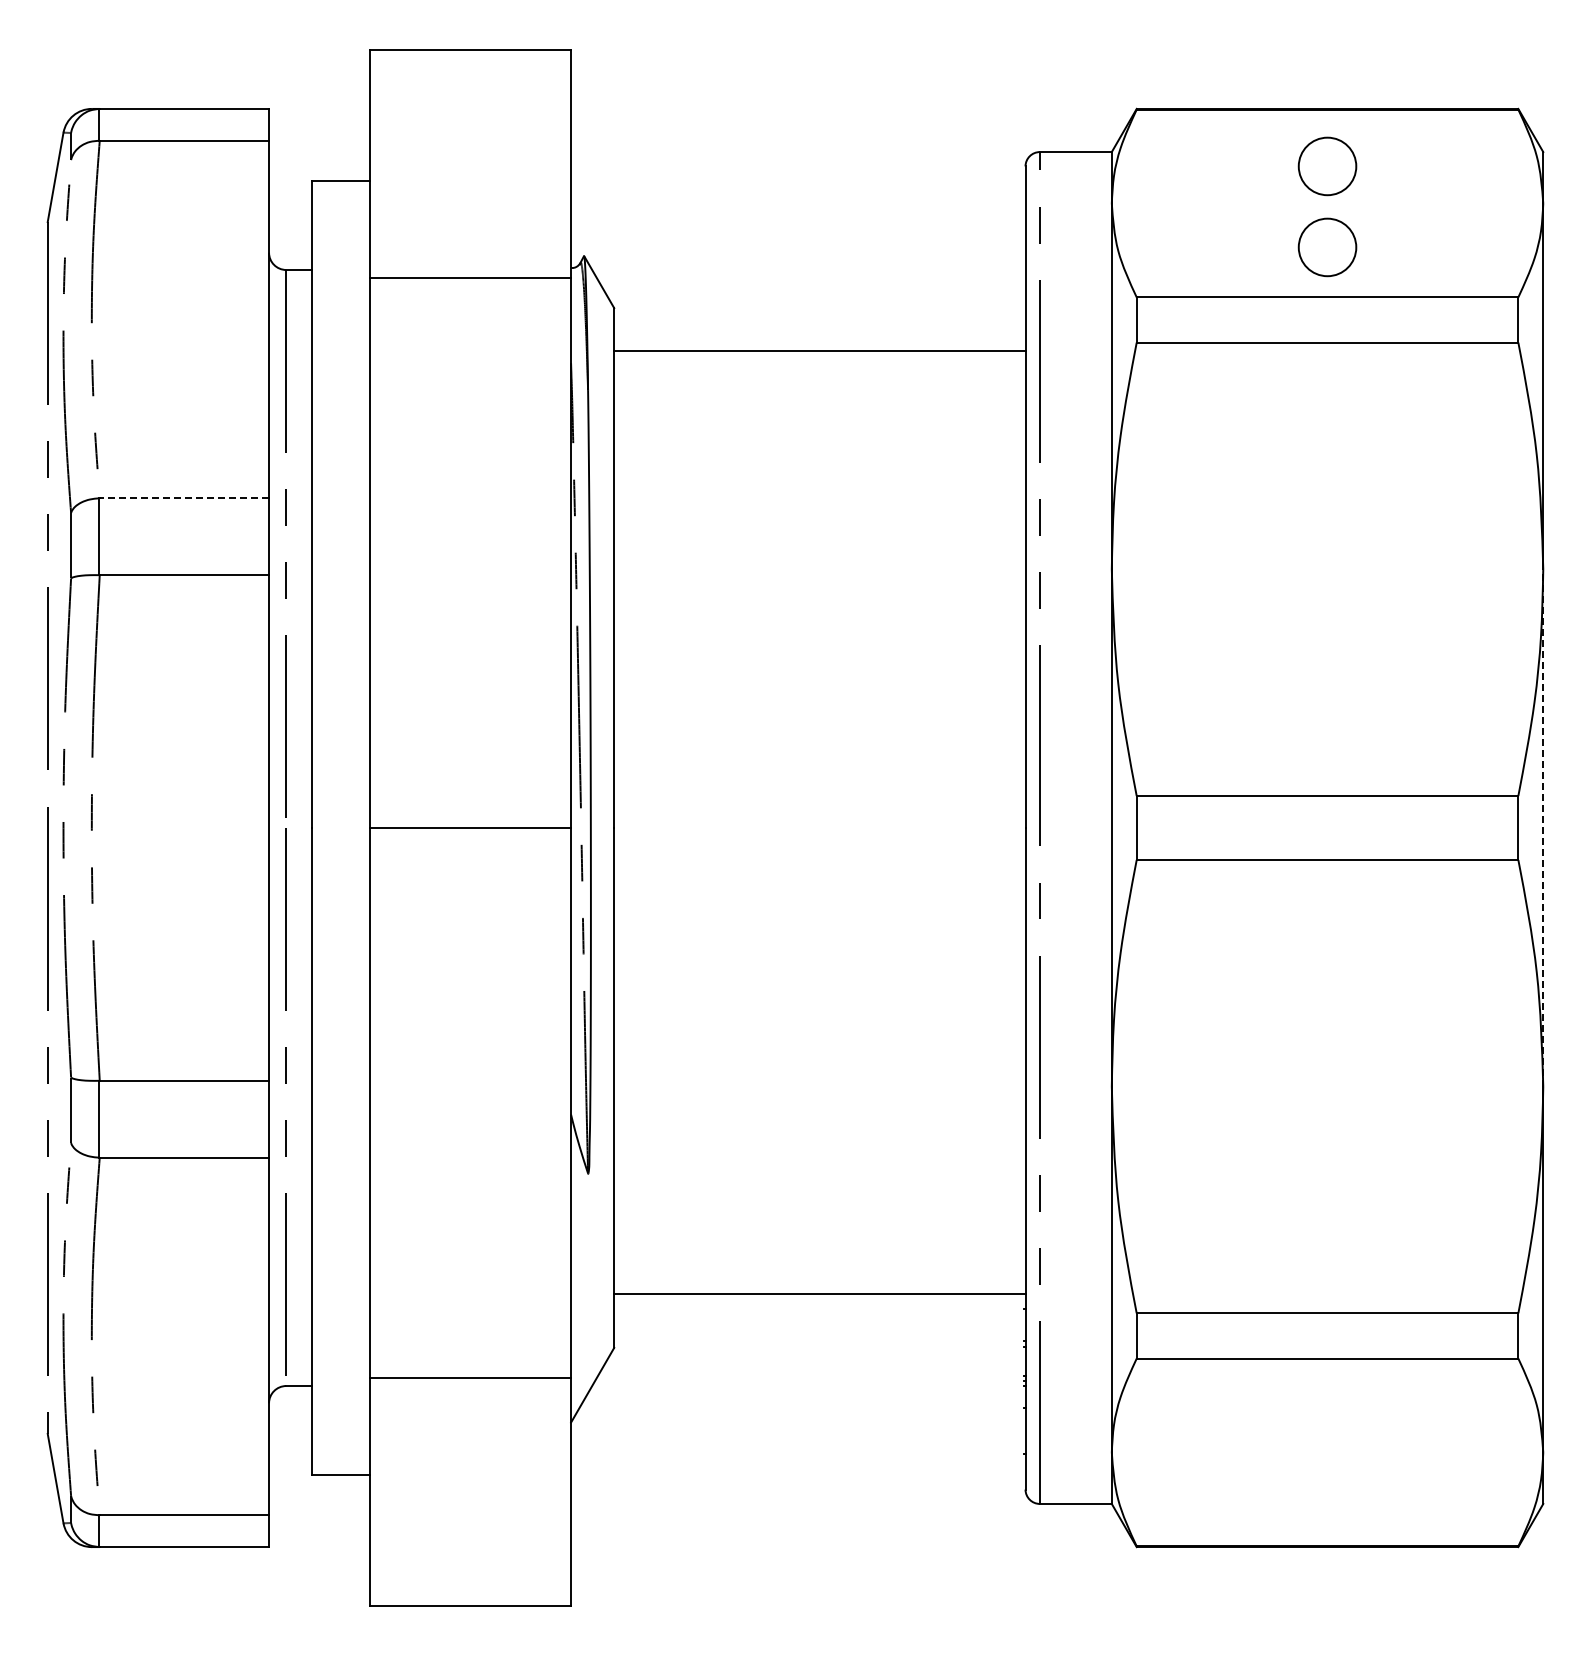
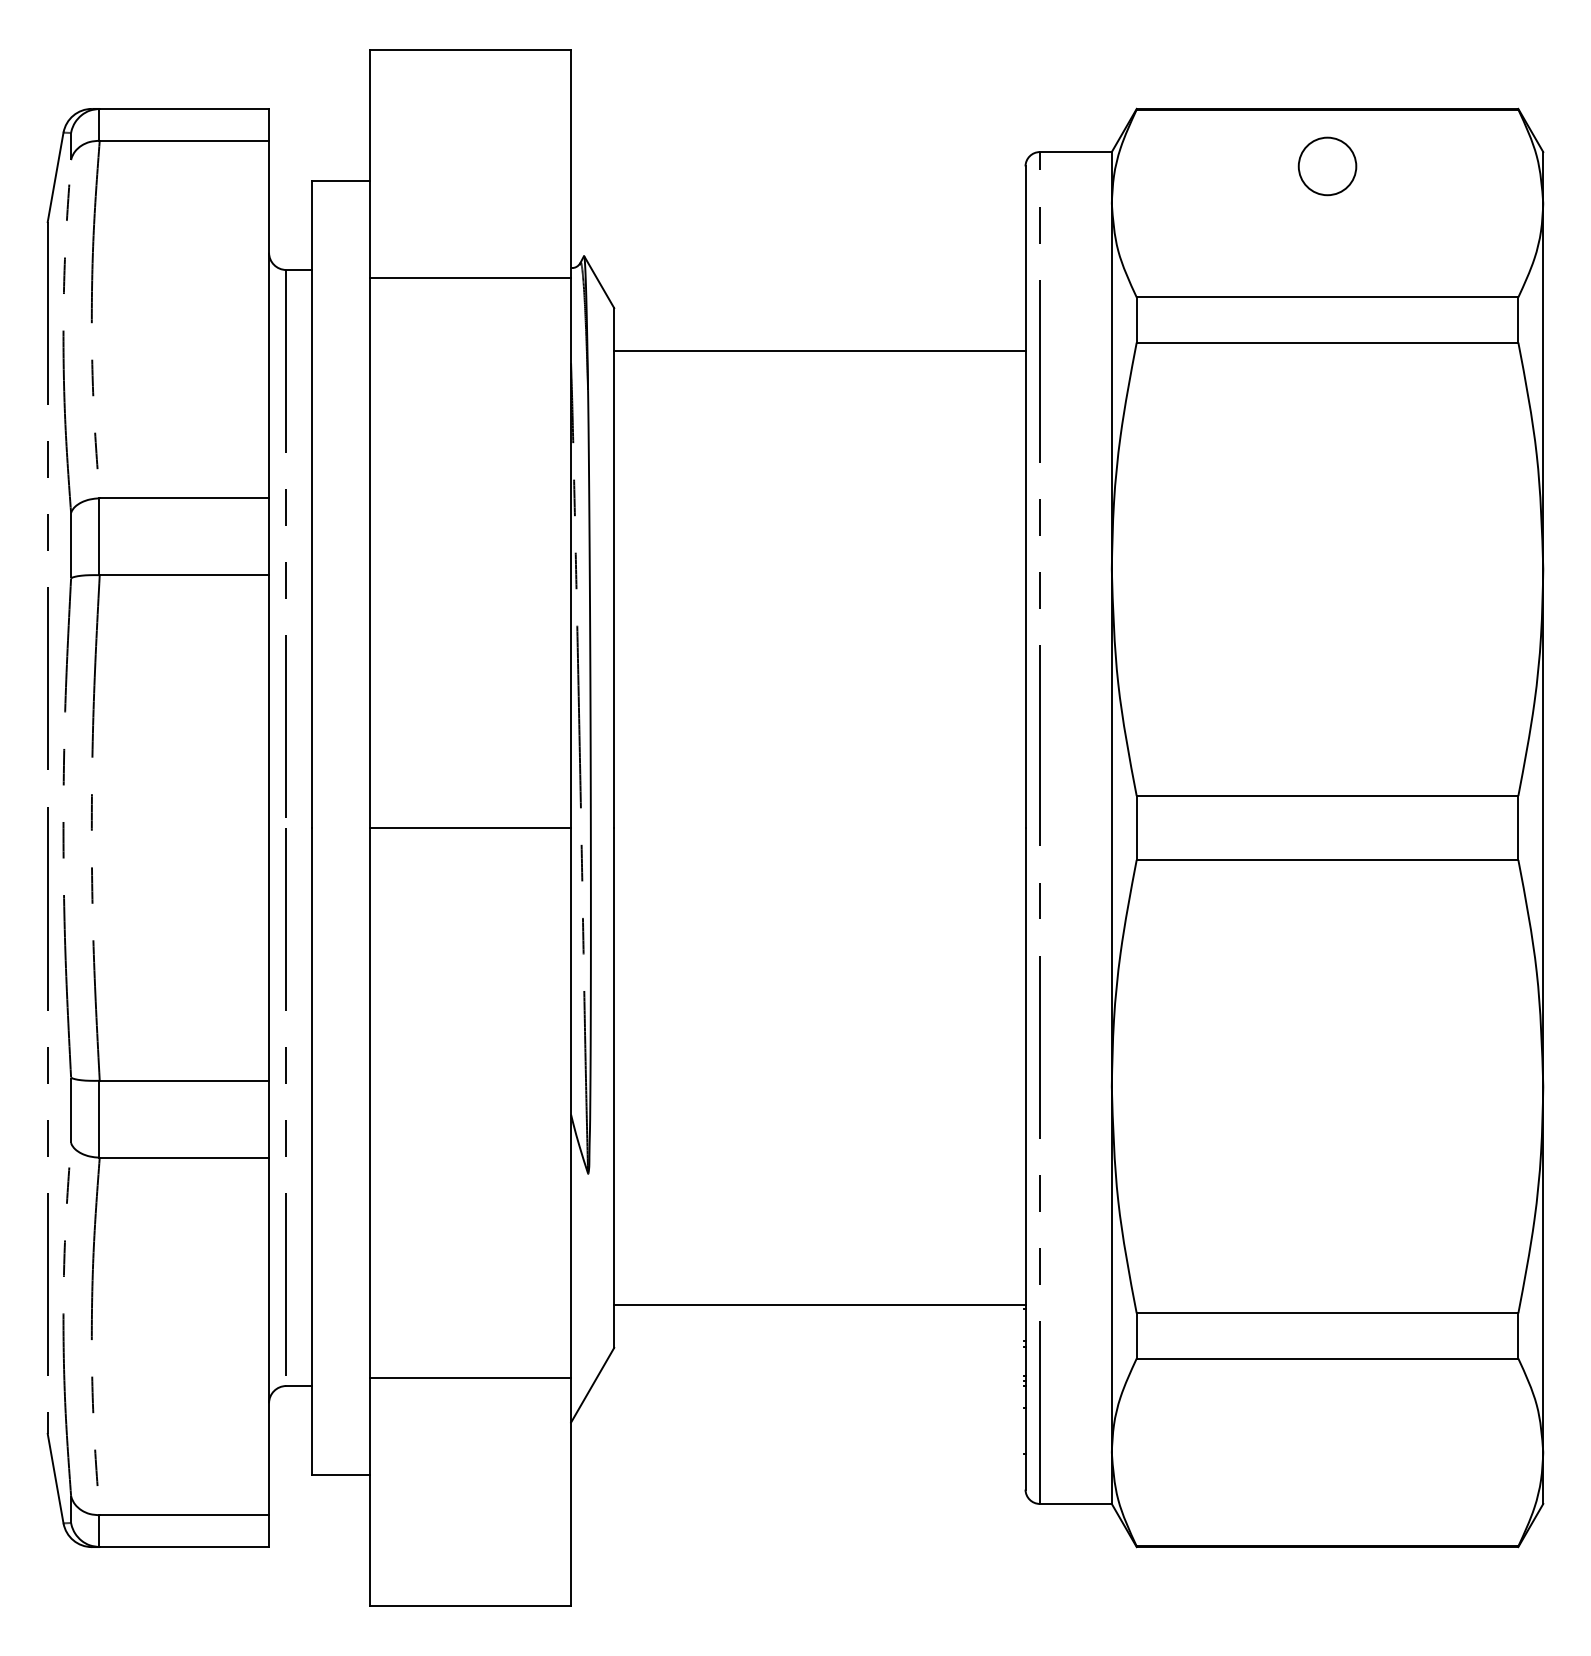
circle: present -> none (1327, 247)
line: dashed -> solid (184, 498)
line: dashed -> solid (1543, 828)
line position: (819, 1294) -> (819, 1305) (819, 1305)
